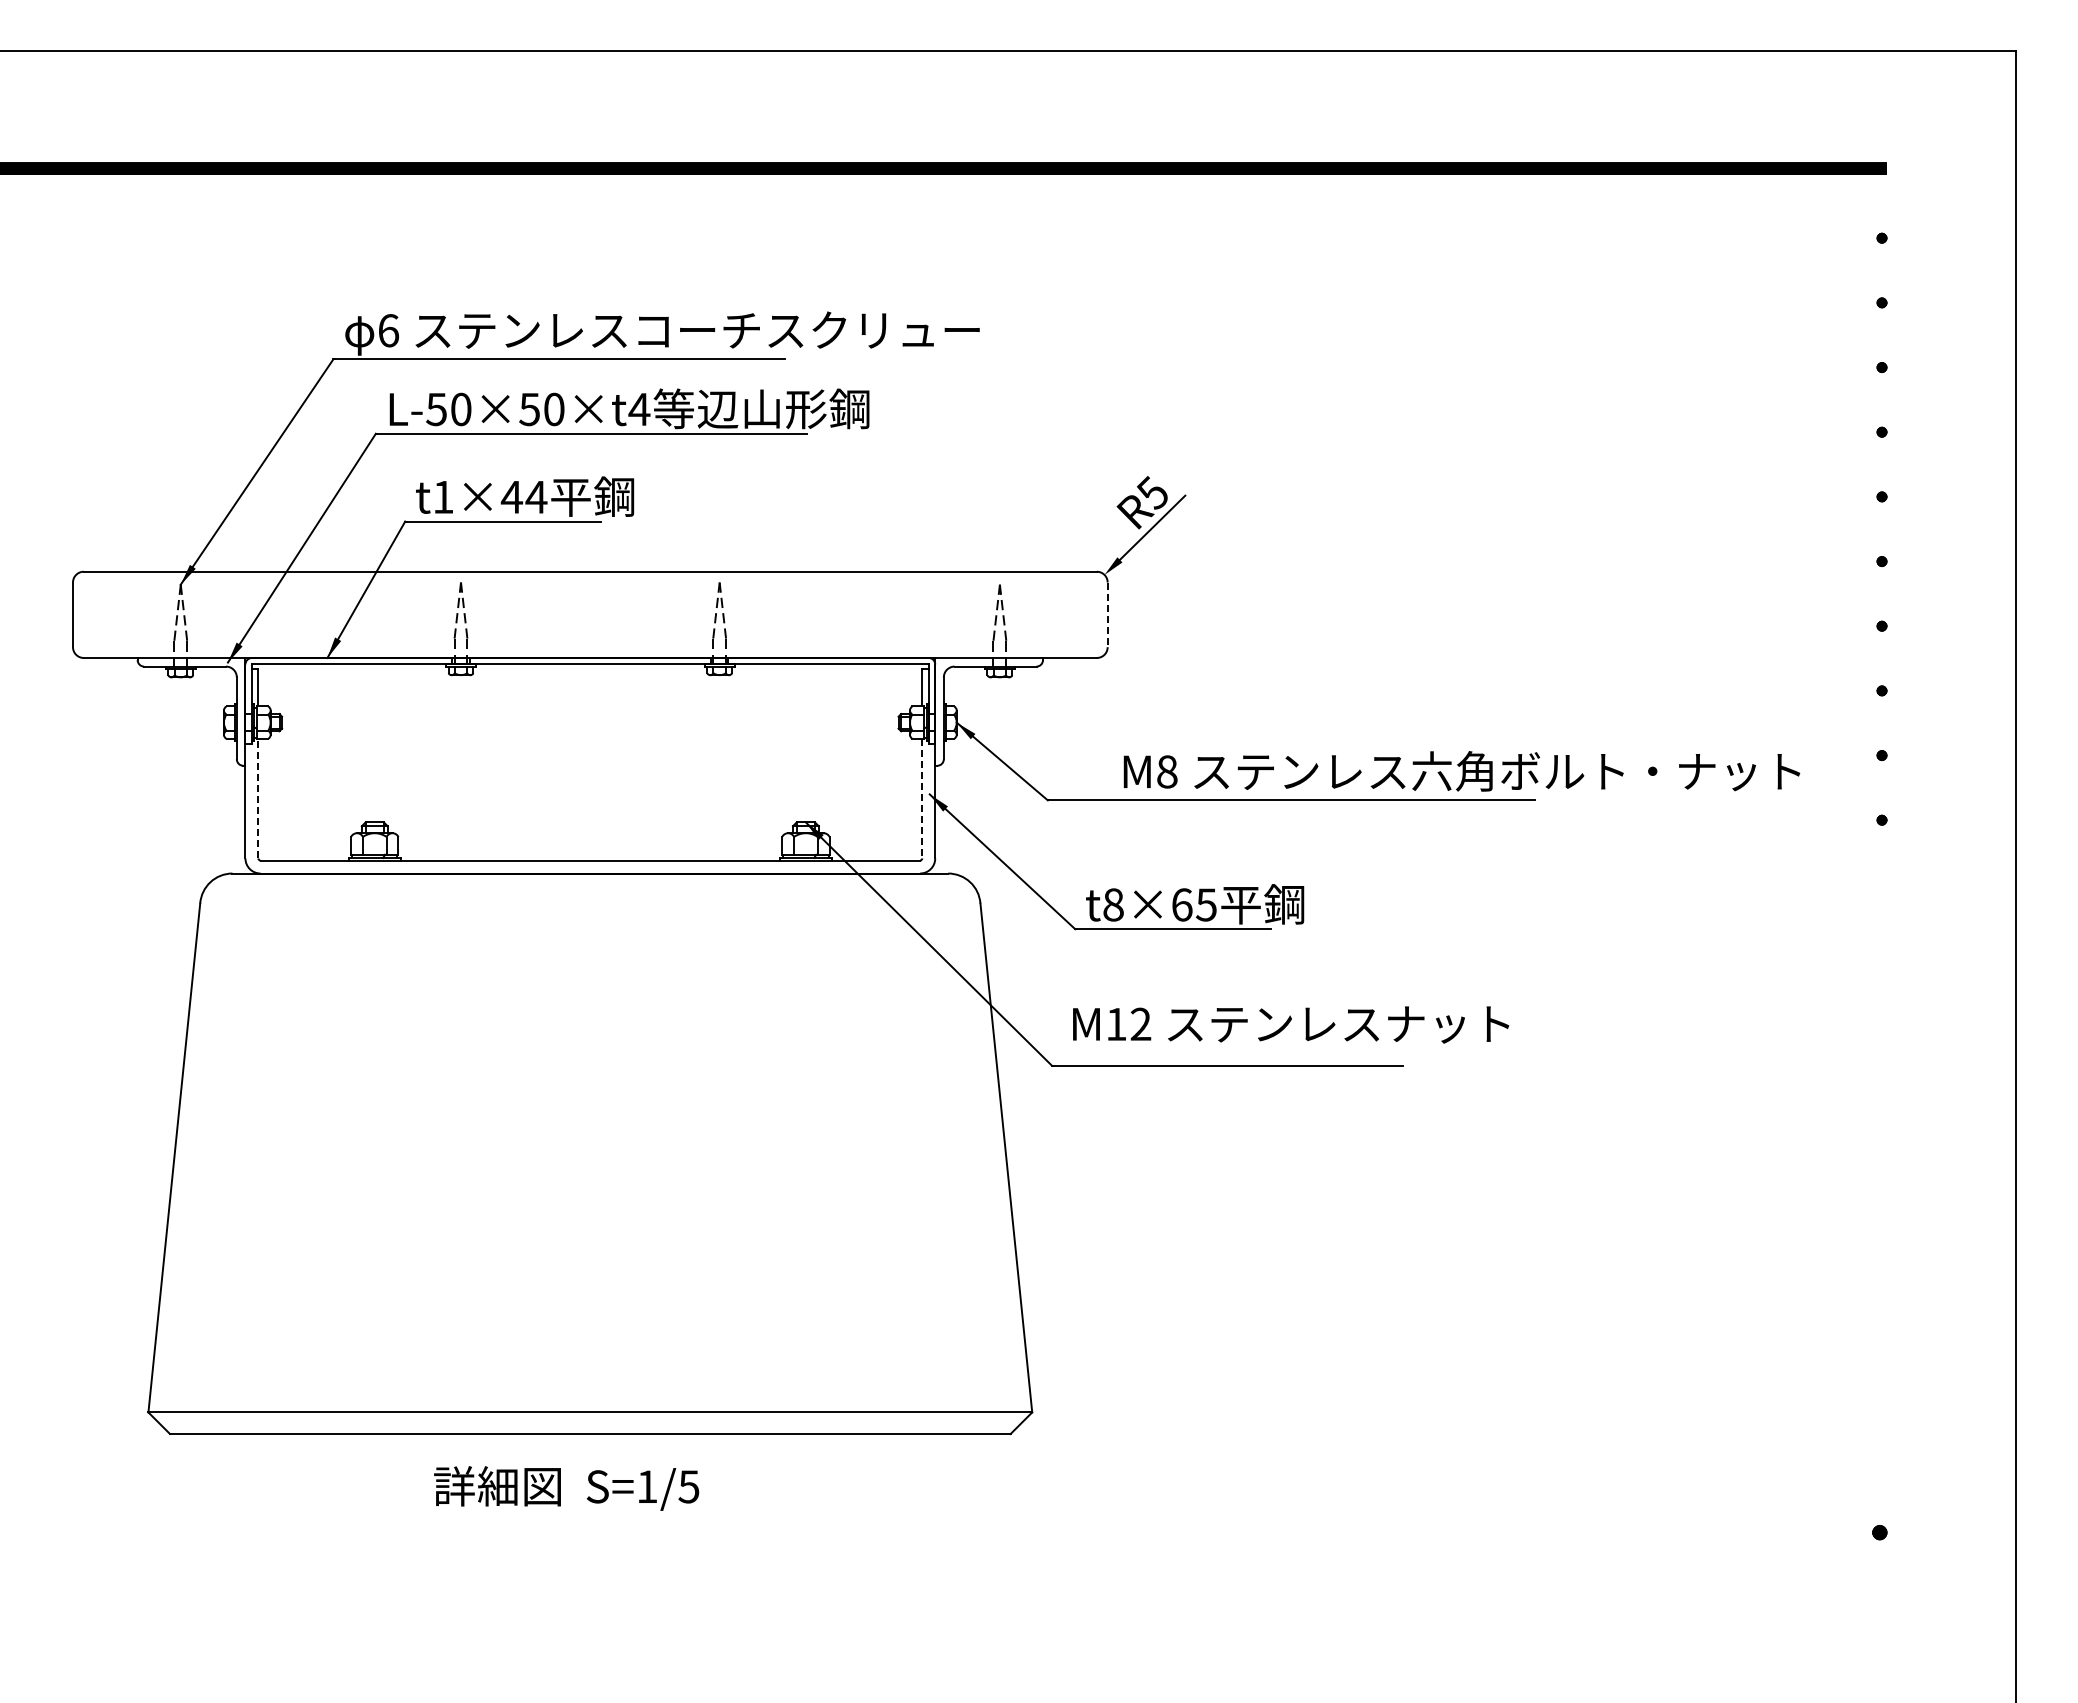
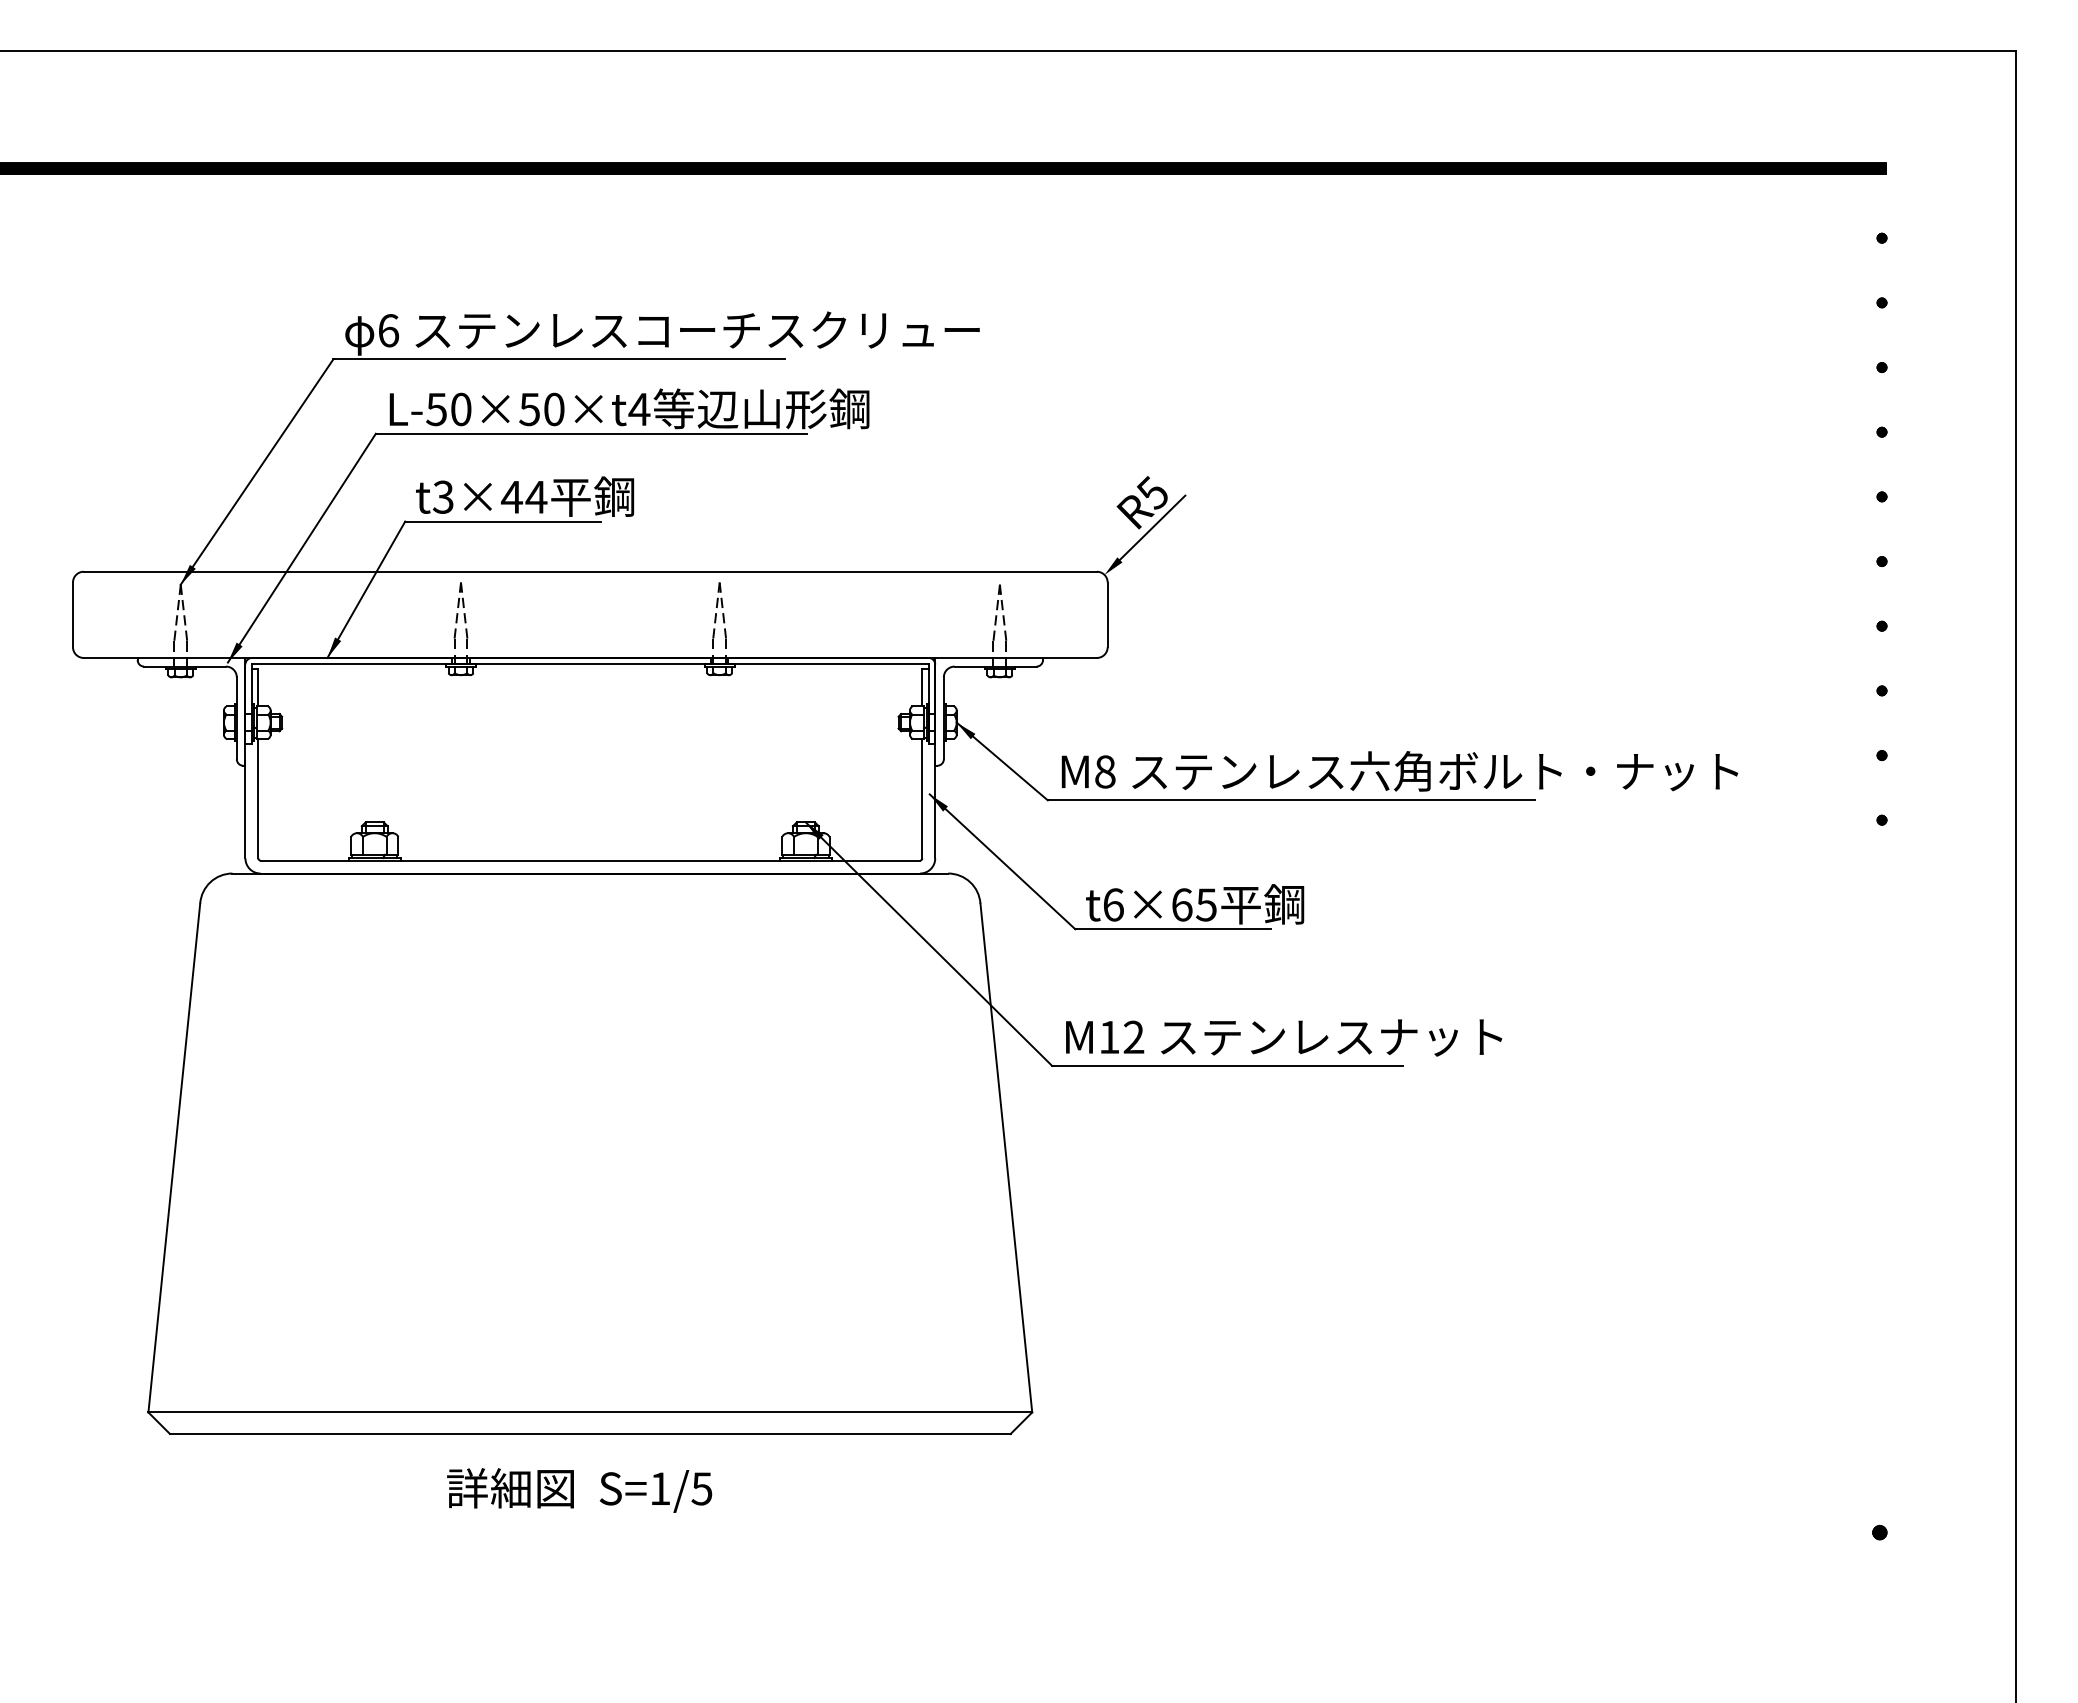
text: t1×44 -> t3×44 (442, 496)
line: dashed -> solid (1107, 615)
text position: (1461, 771) -> (1399, 771) (1399, 771)
line: dashed -> solid (258, 798)
line: dashed -> solid (922, 798)
text: t8×65 -> t6×65 (1113, 904)
text position: (1291, 1024) -> (1284, 1037) (1284, 1037)
text position: (566, 1488) -> (579, 1490) (579, 1490)
